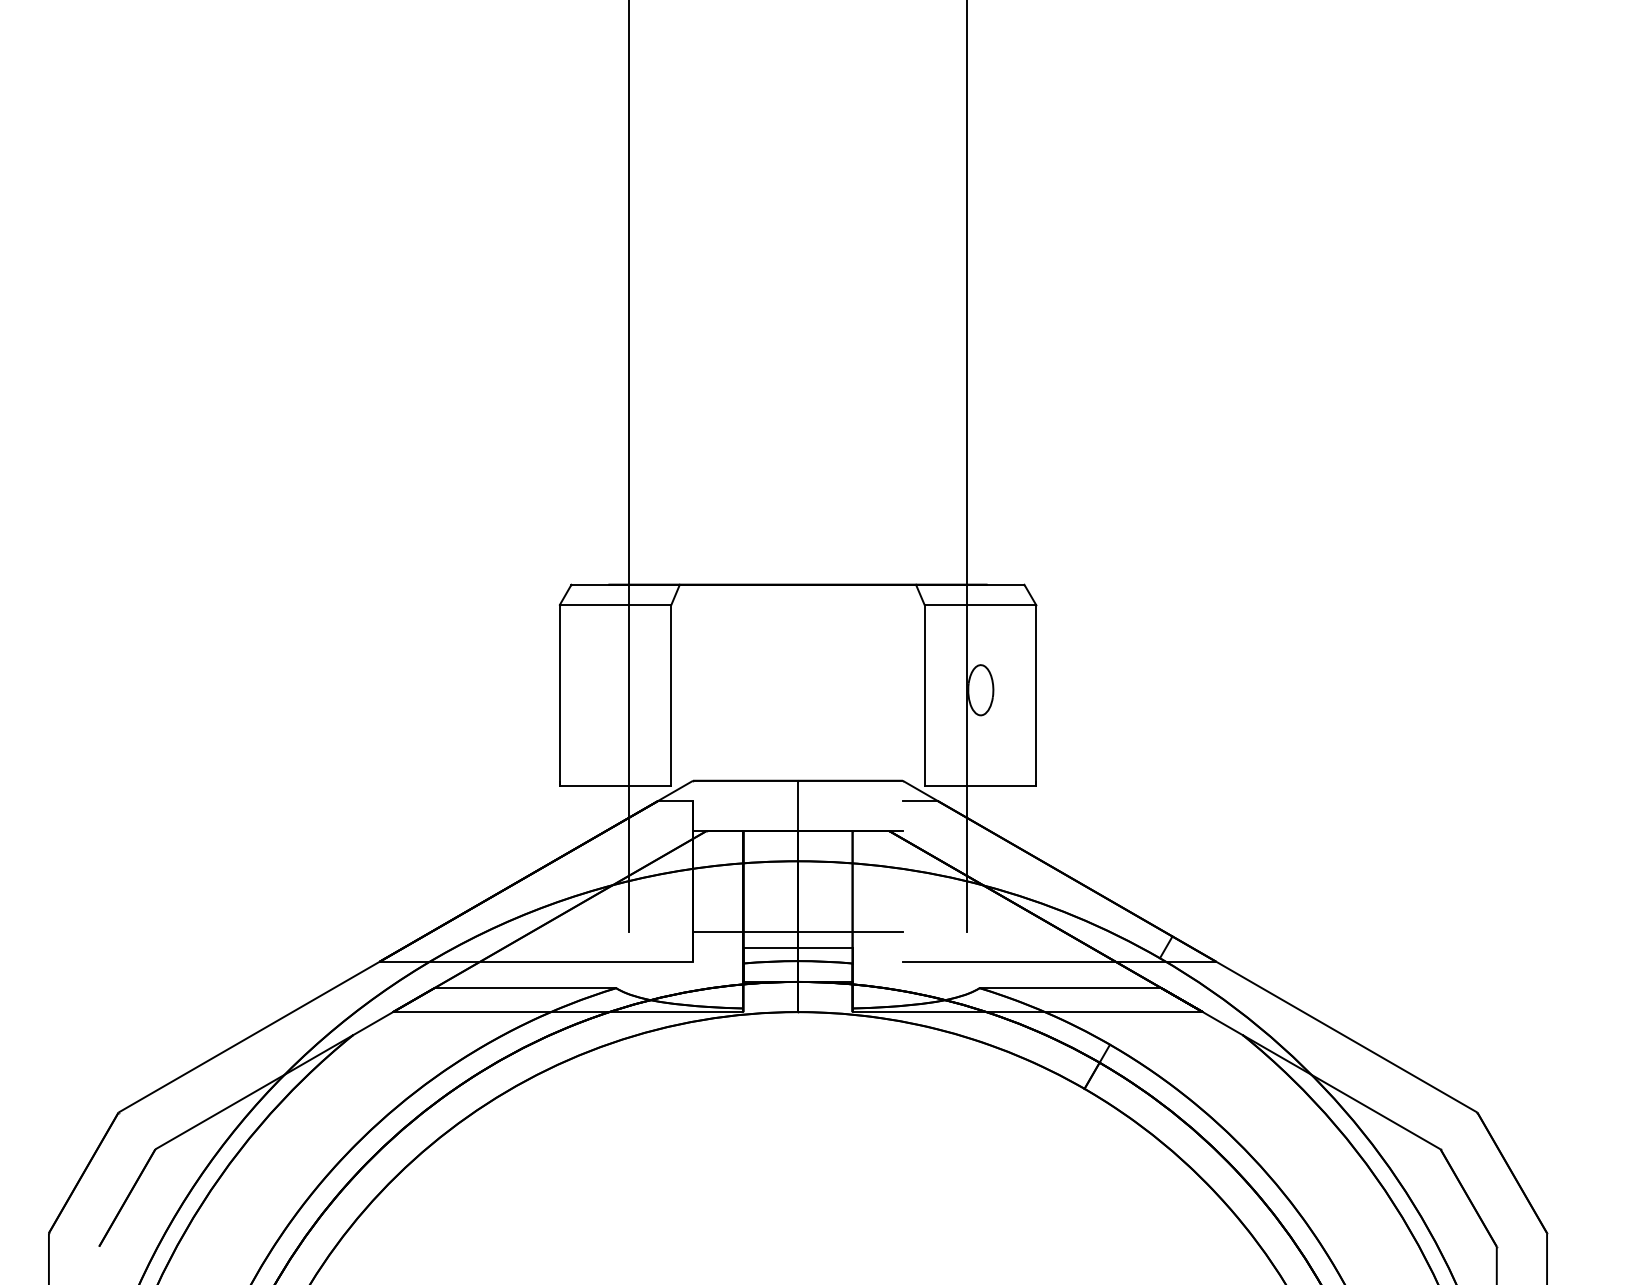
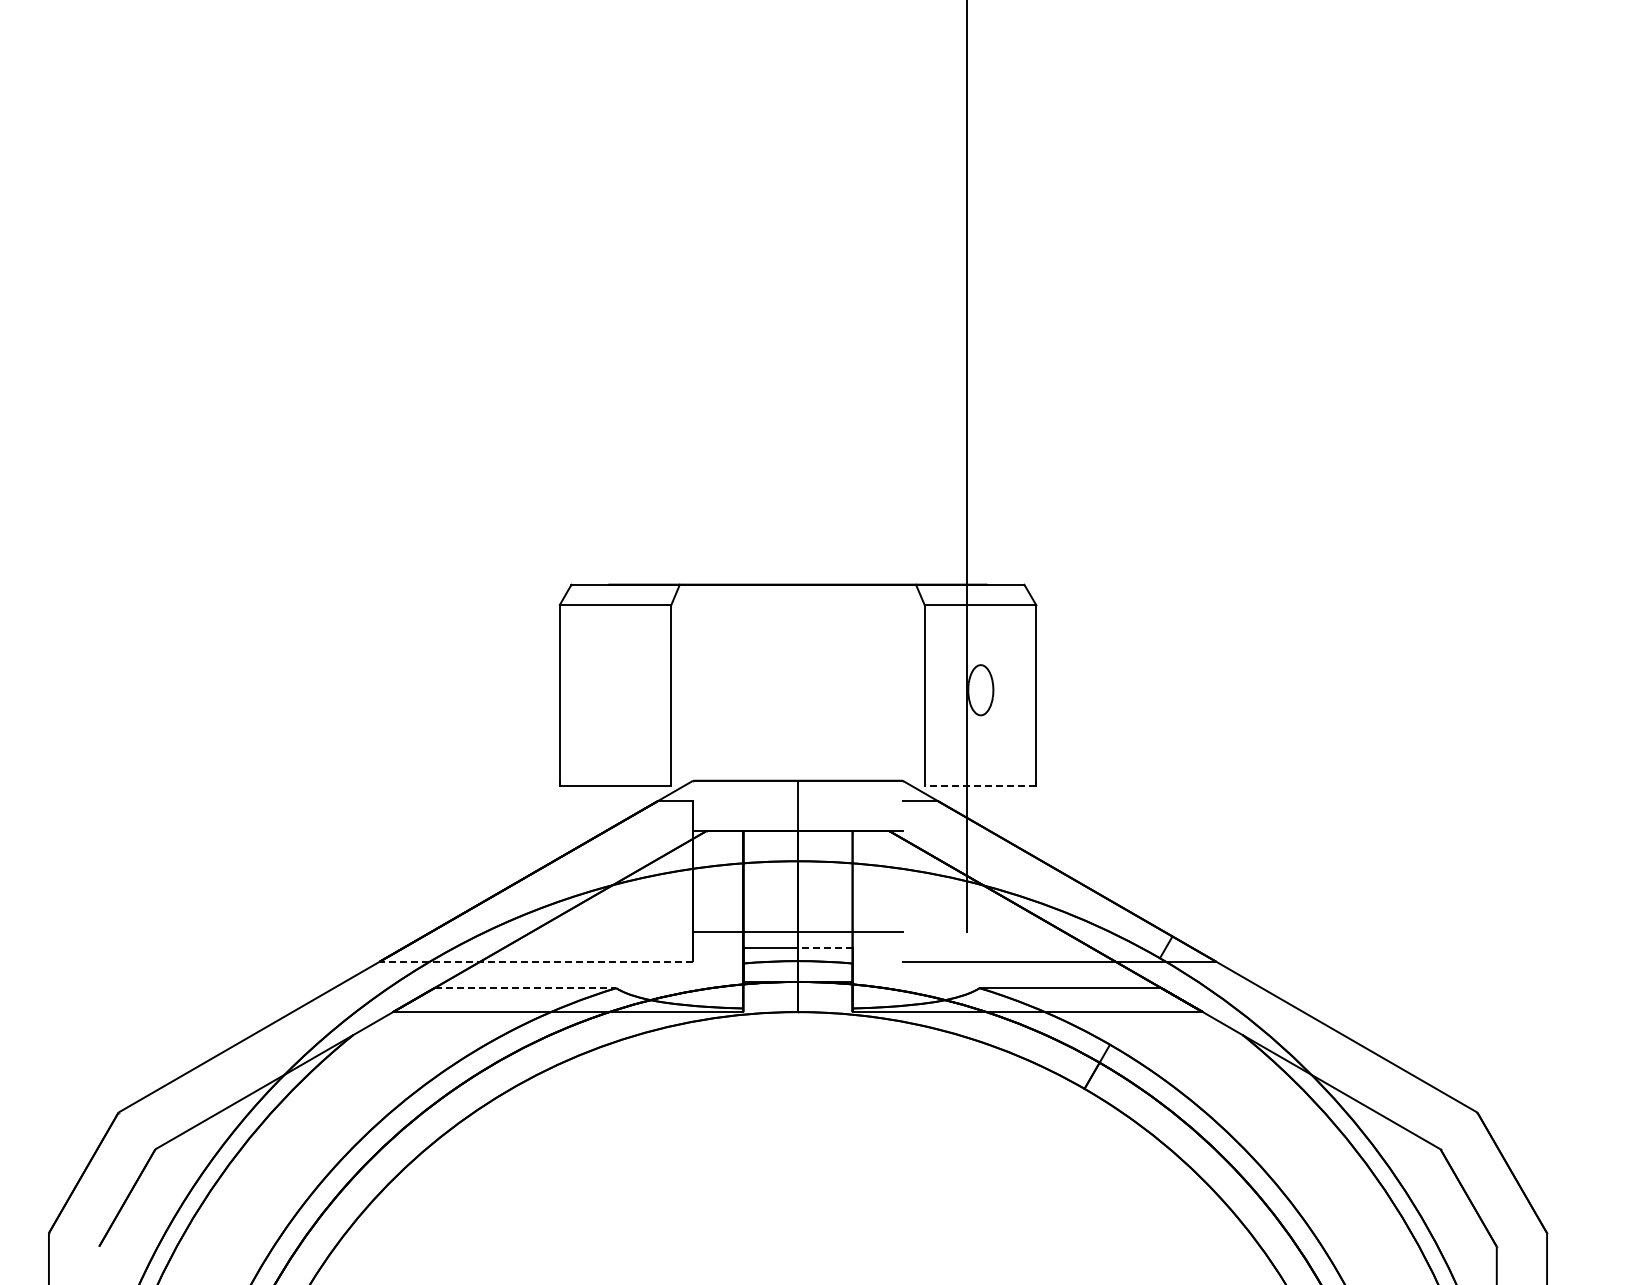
line: present -> none (628, 466)
line: solid -> dashed (980, 785)
line: solid -> dashed (824, 947)
line: solid -> dashed (536, 961)
line: solid -> dashed (525, 988)
